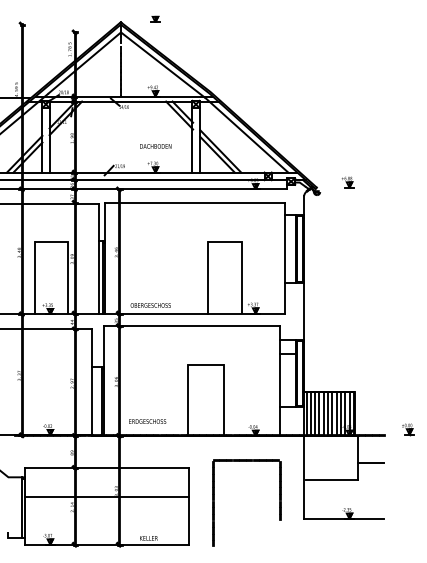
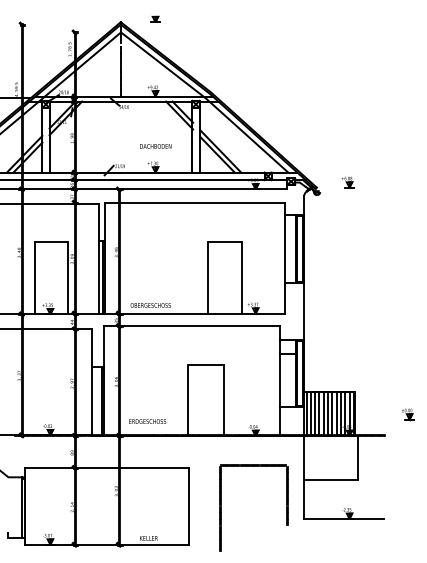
part position: (408, 429) -> (408, 414) (408, 414)
line: present -> none (370, 463)
line: present -> none (106, 497)
part position: (214, 502) -> (221, 507) (221, 507)
